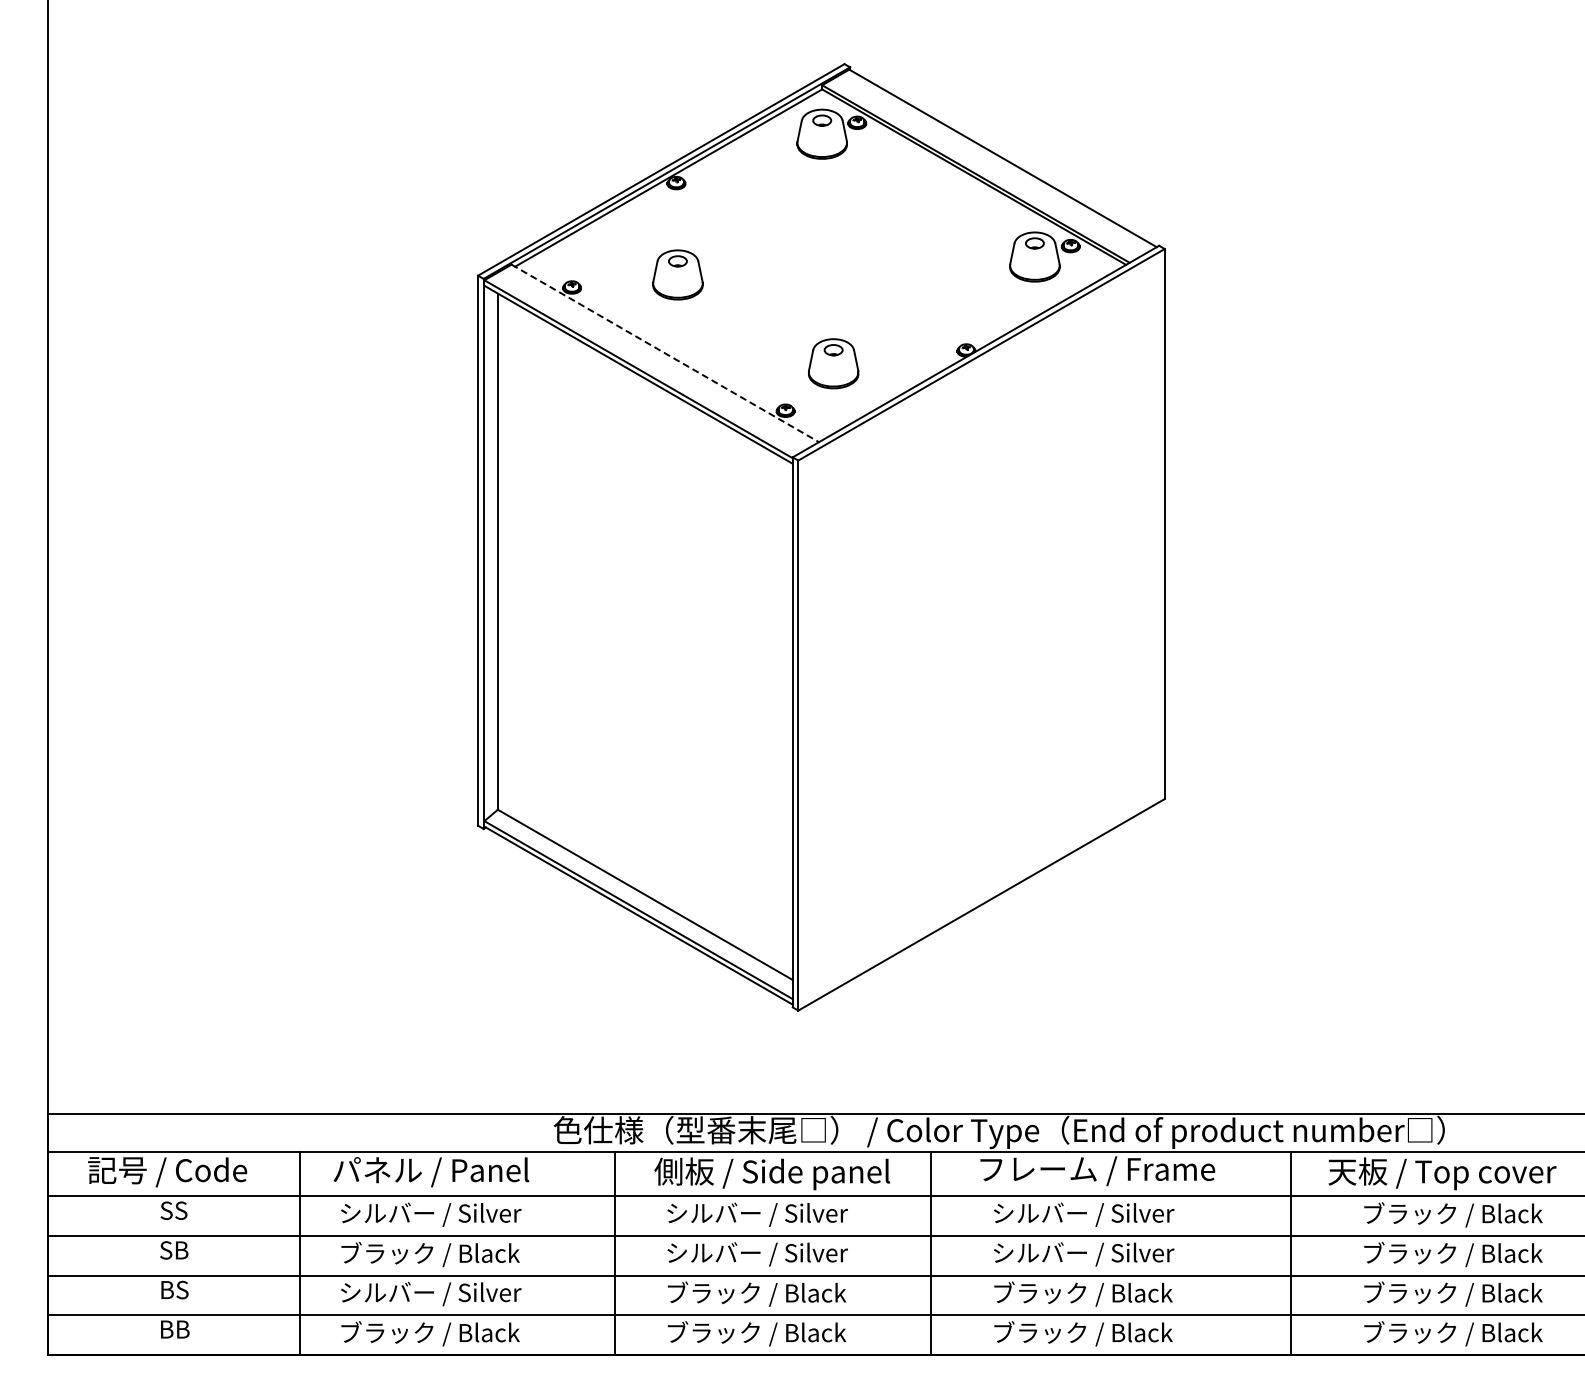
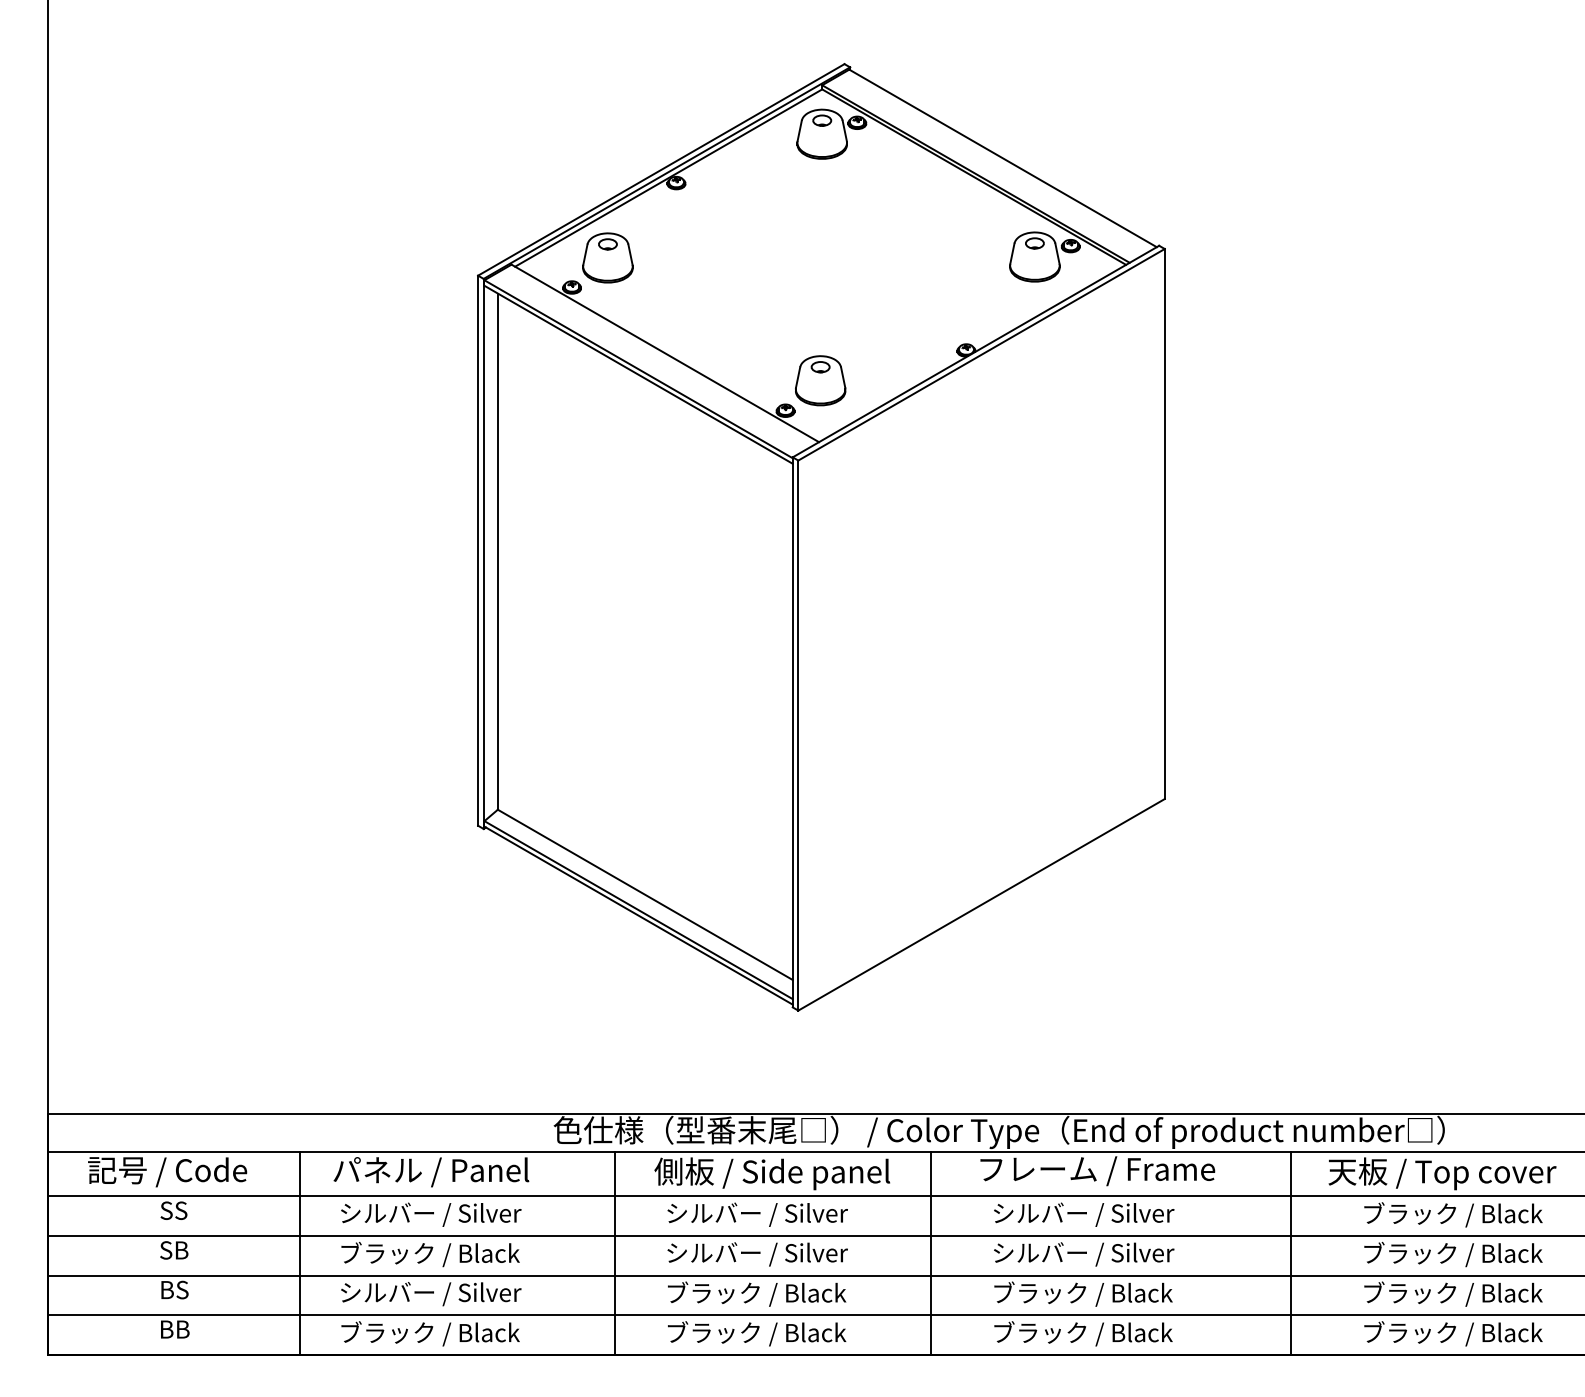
part position: (677, 274) -> (607, 257) (607, 257)
line: dashed -> solid (665, 353)
part position: (833, 363) -> (820, 380) (820, 380)
